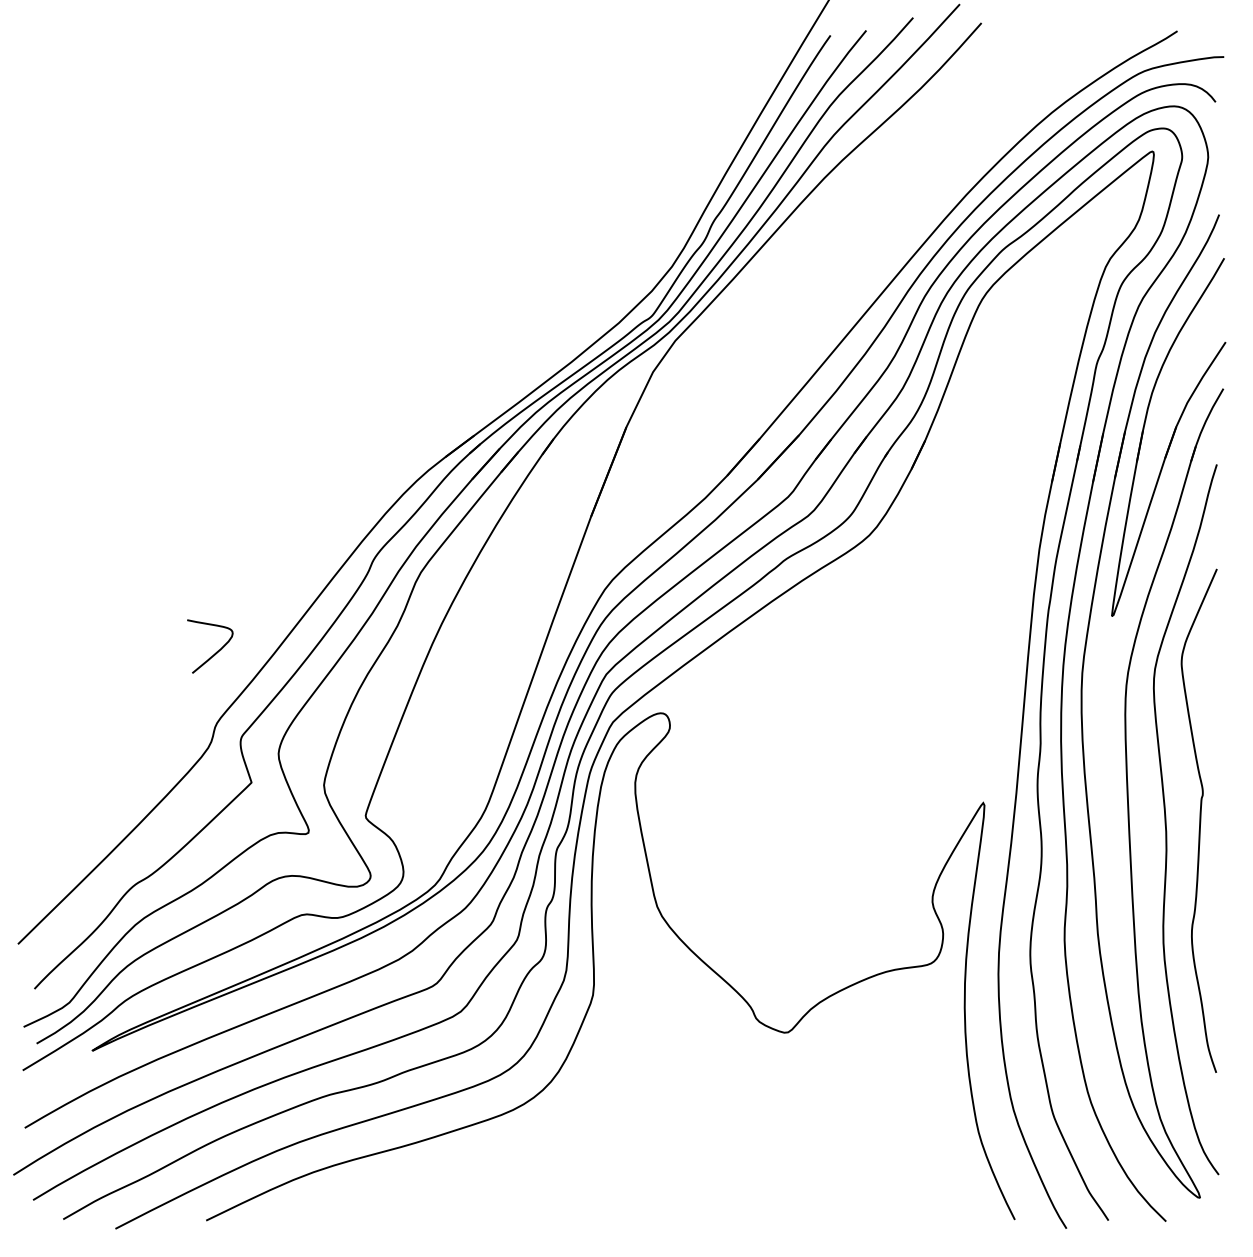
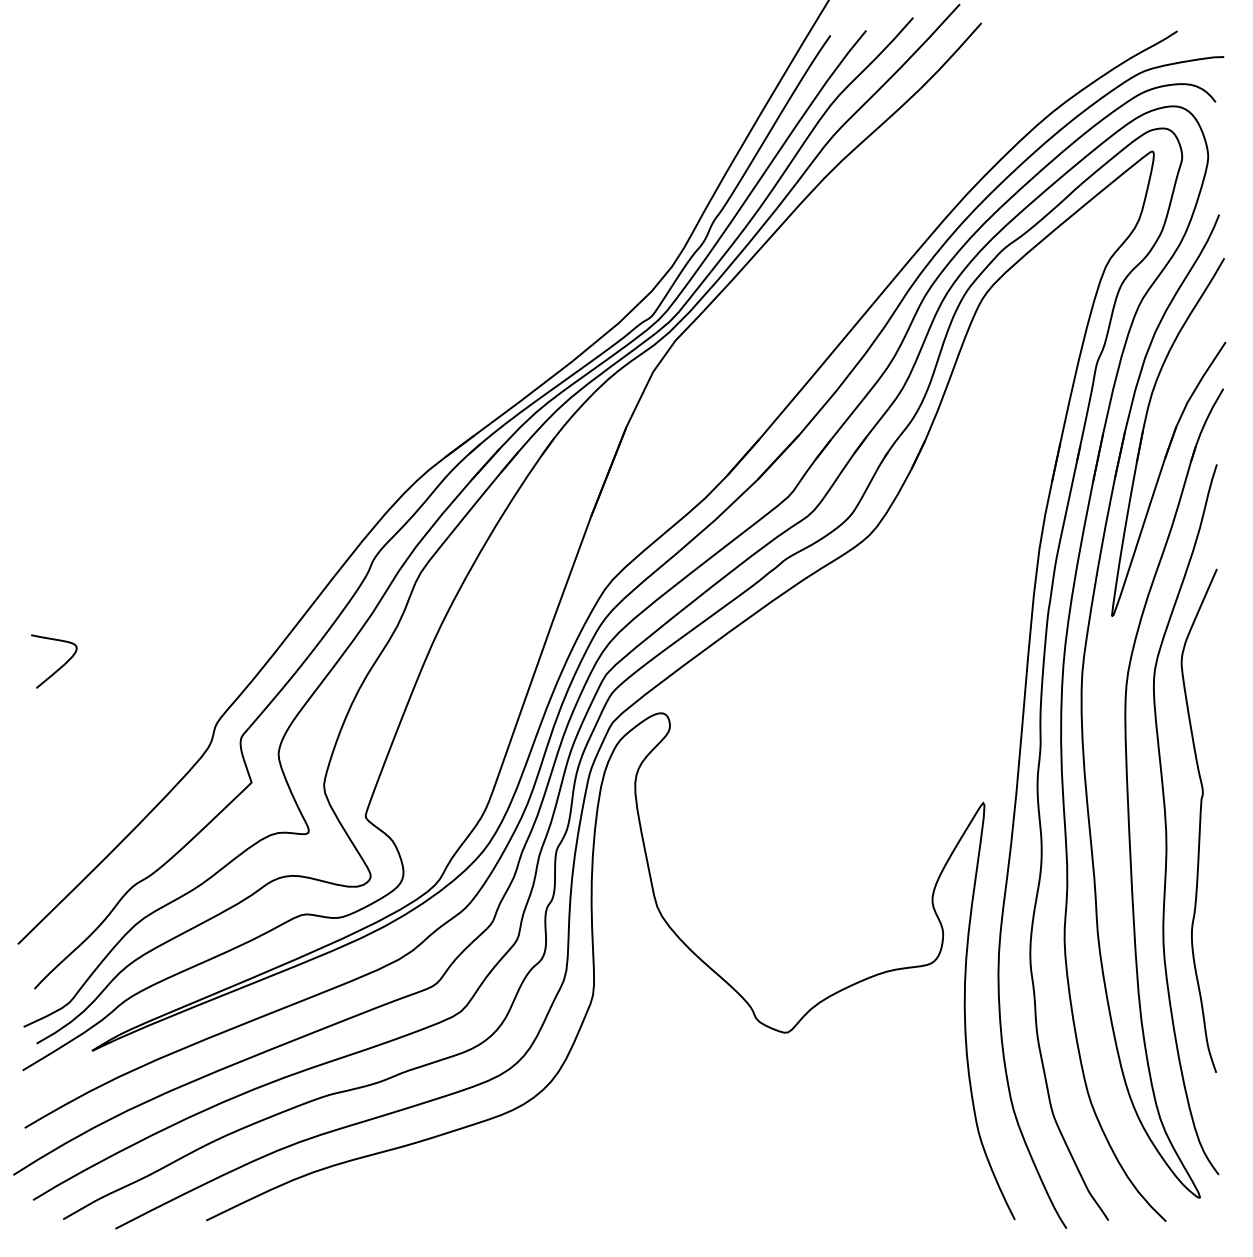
curve position: (216, 651) -> (60, 666) (60, 666)
